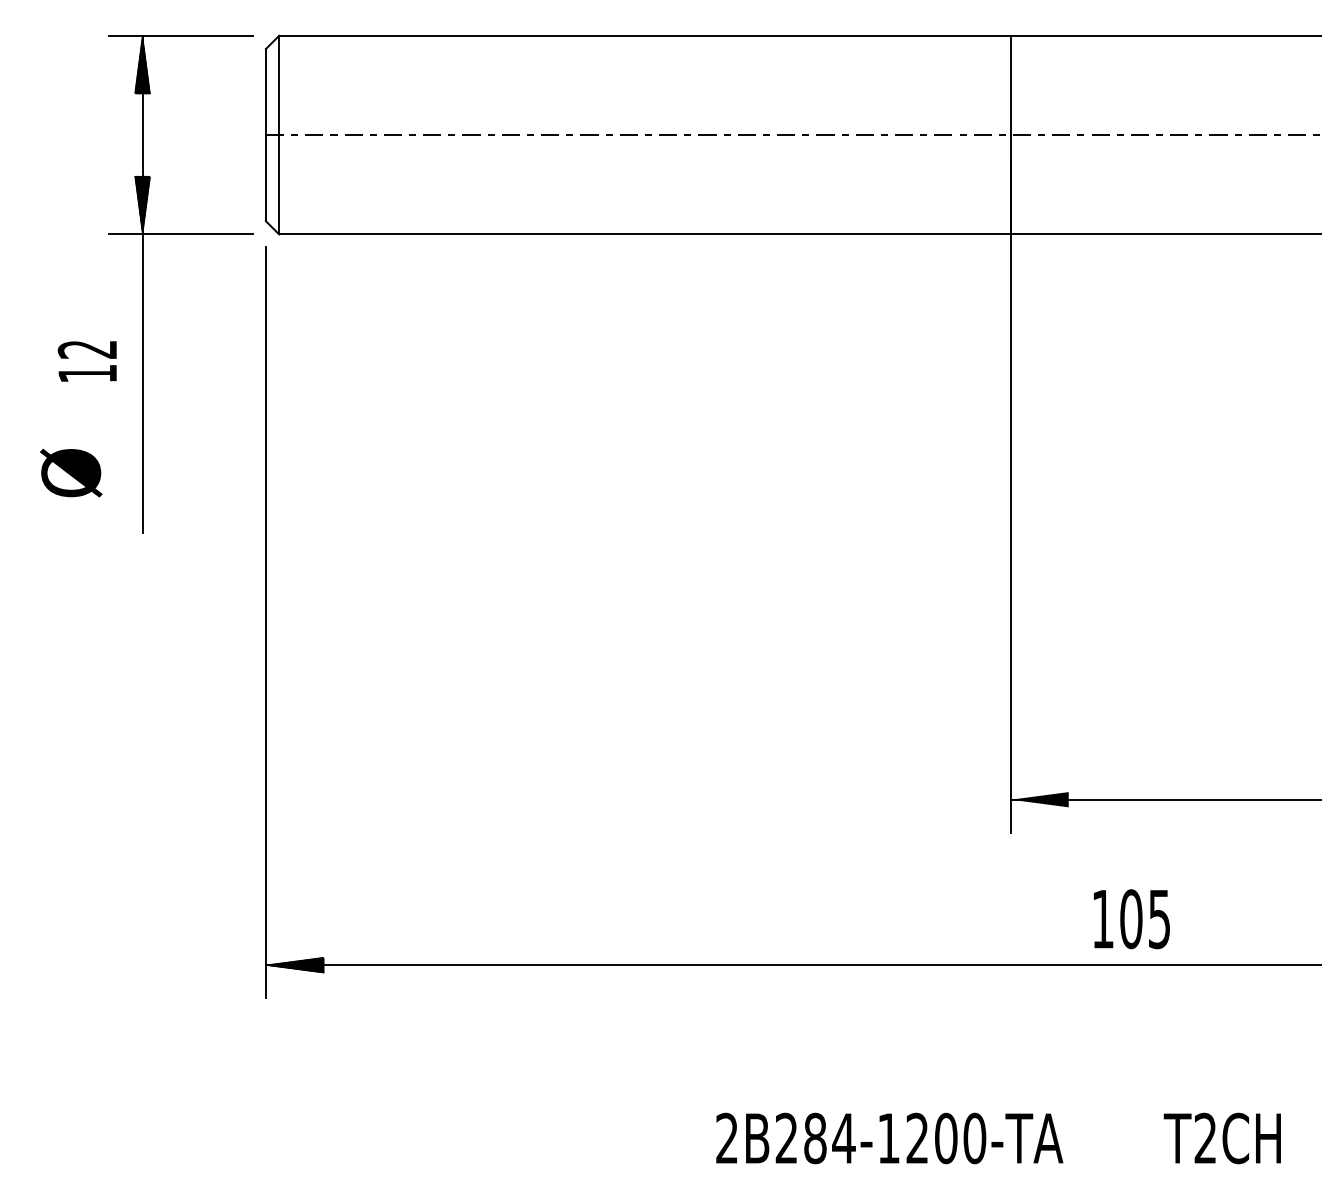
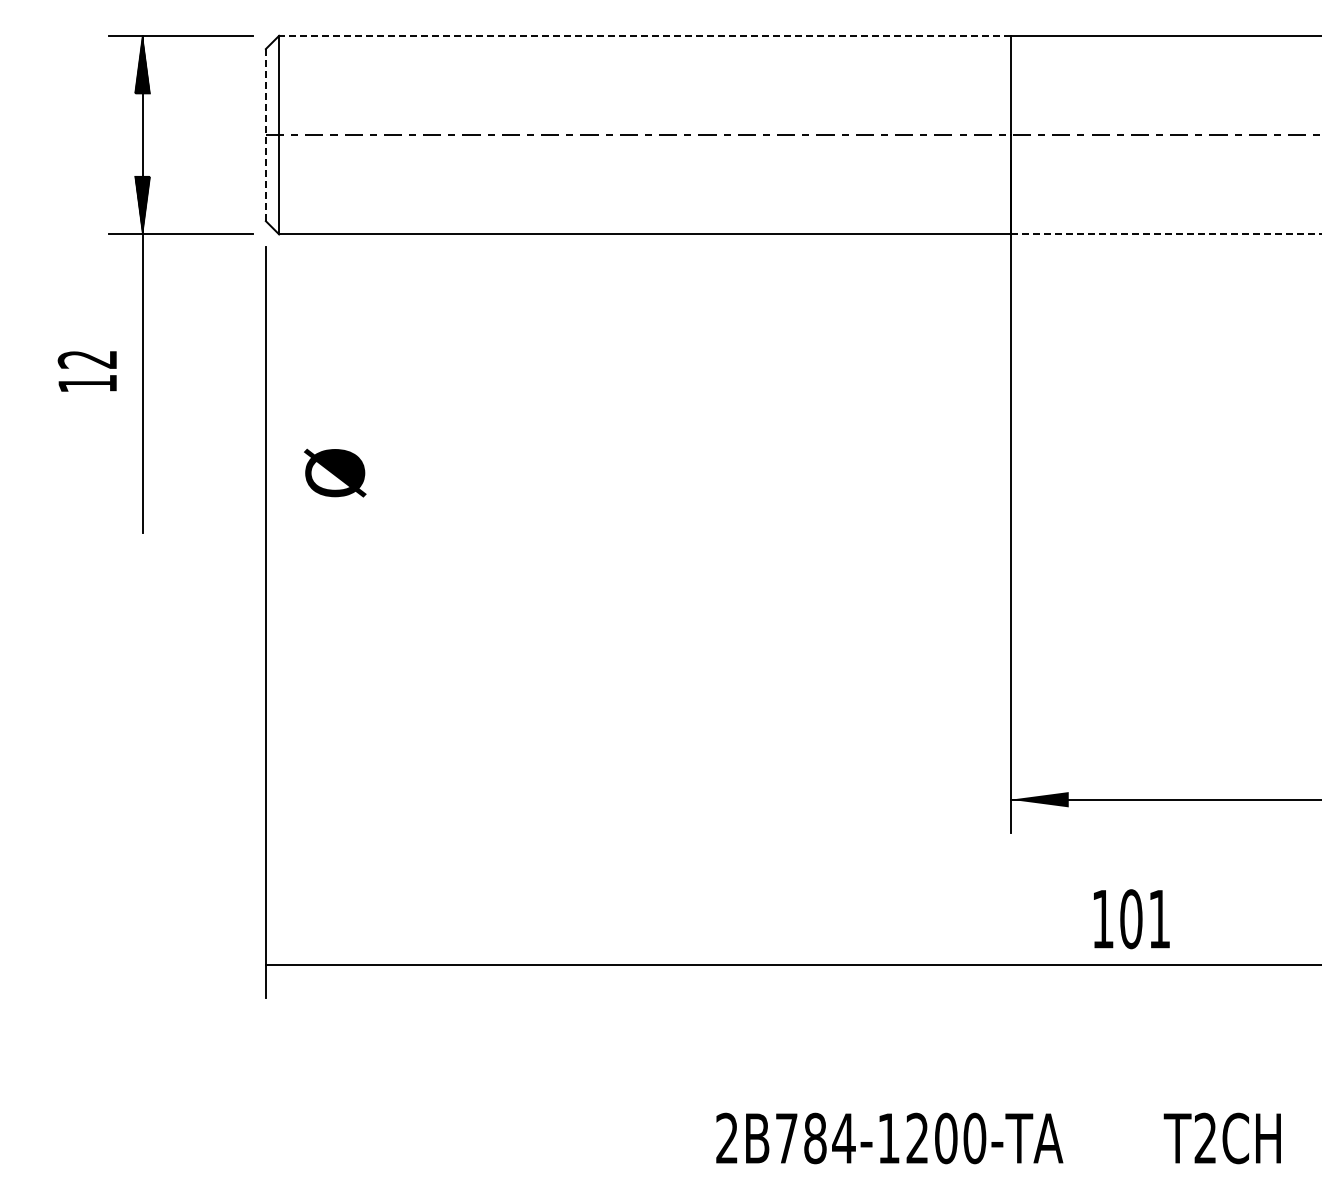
line: solid -> dashed (644, 35)
line: solid -> dashed (265, 134)
line: solid -> dashed (1166, 234)
text position: (86, 361) -> (86, 371) (86, 371)
text position: (71, 472) -> (335, 472) (335, 472)
text: 105 -> 101 (1159, 919)
hatch: present -> none (294, 964)
text: 2B284-1200-TA -> 2B784-1200-TA (786, 1137)
